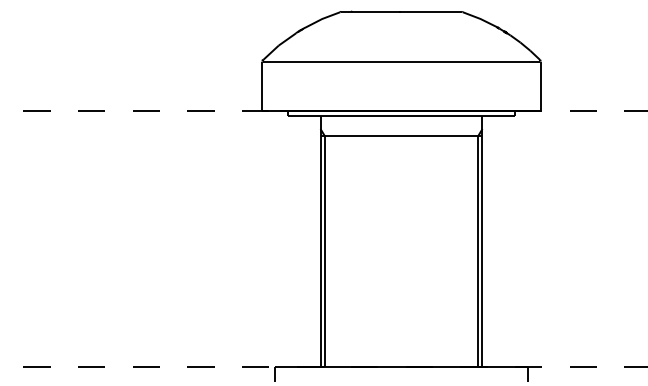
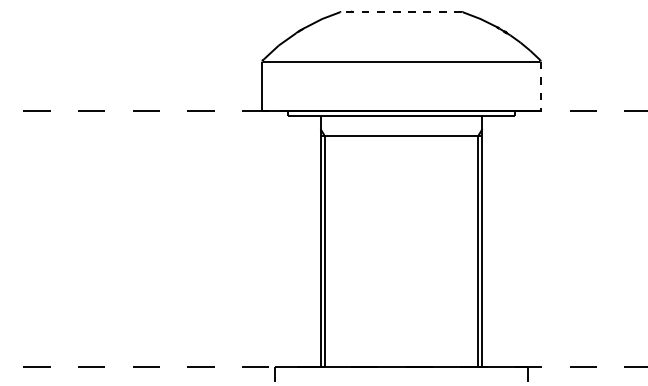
line: solid -> dashed (401, 11)
line: solid -> dashed (540, 86)
